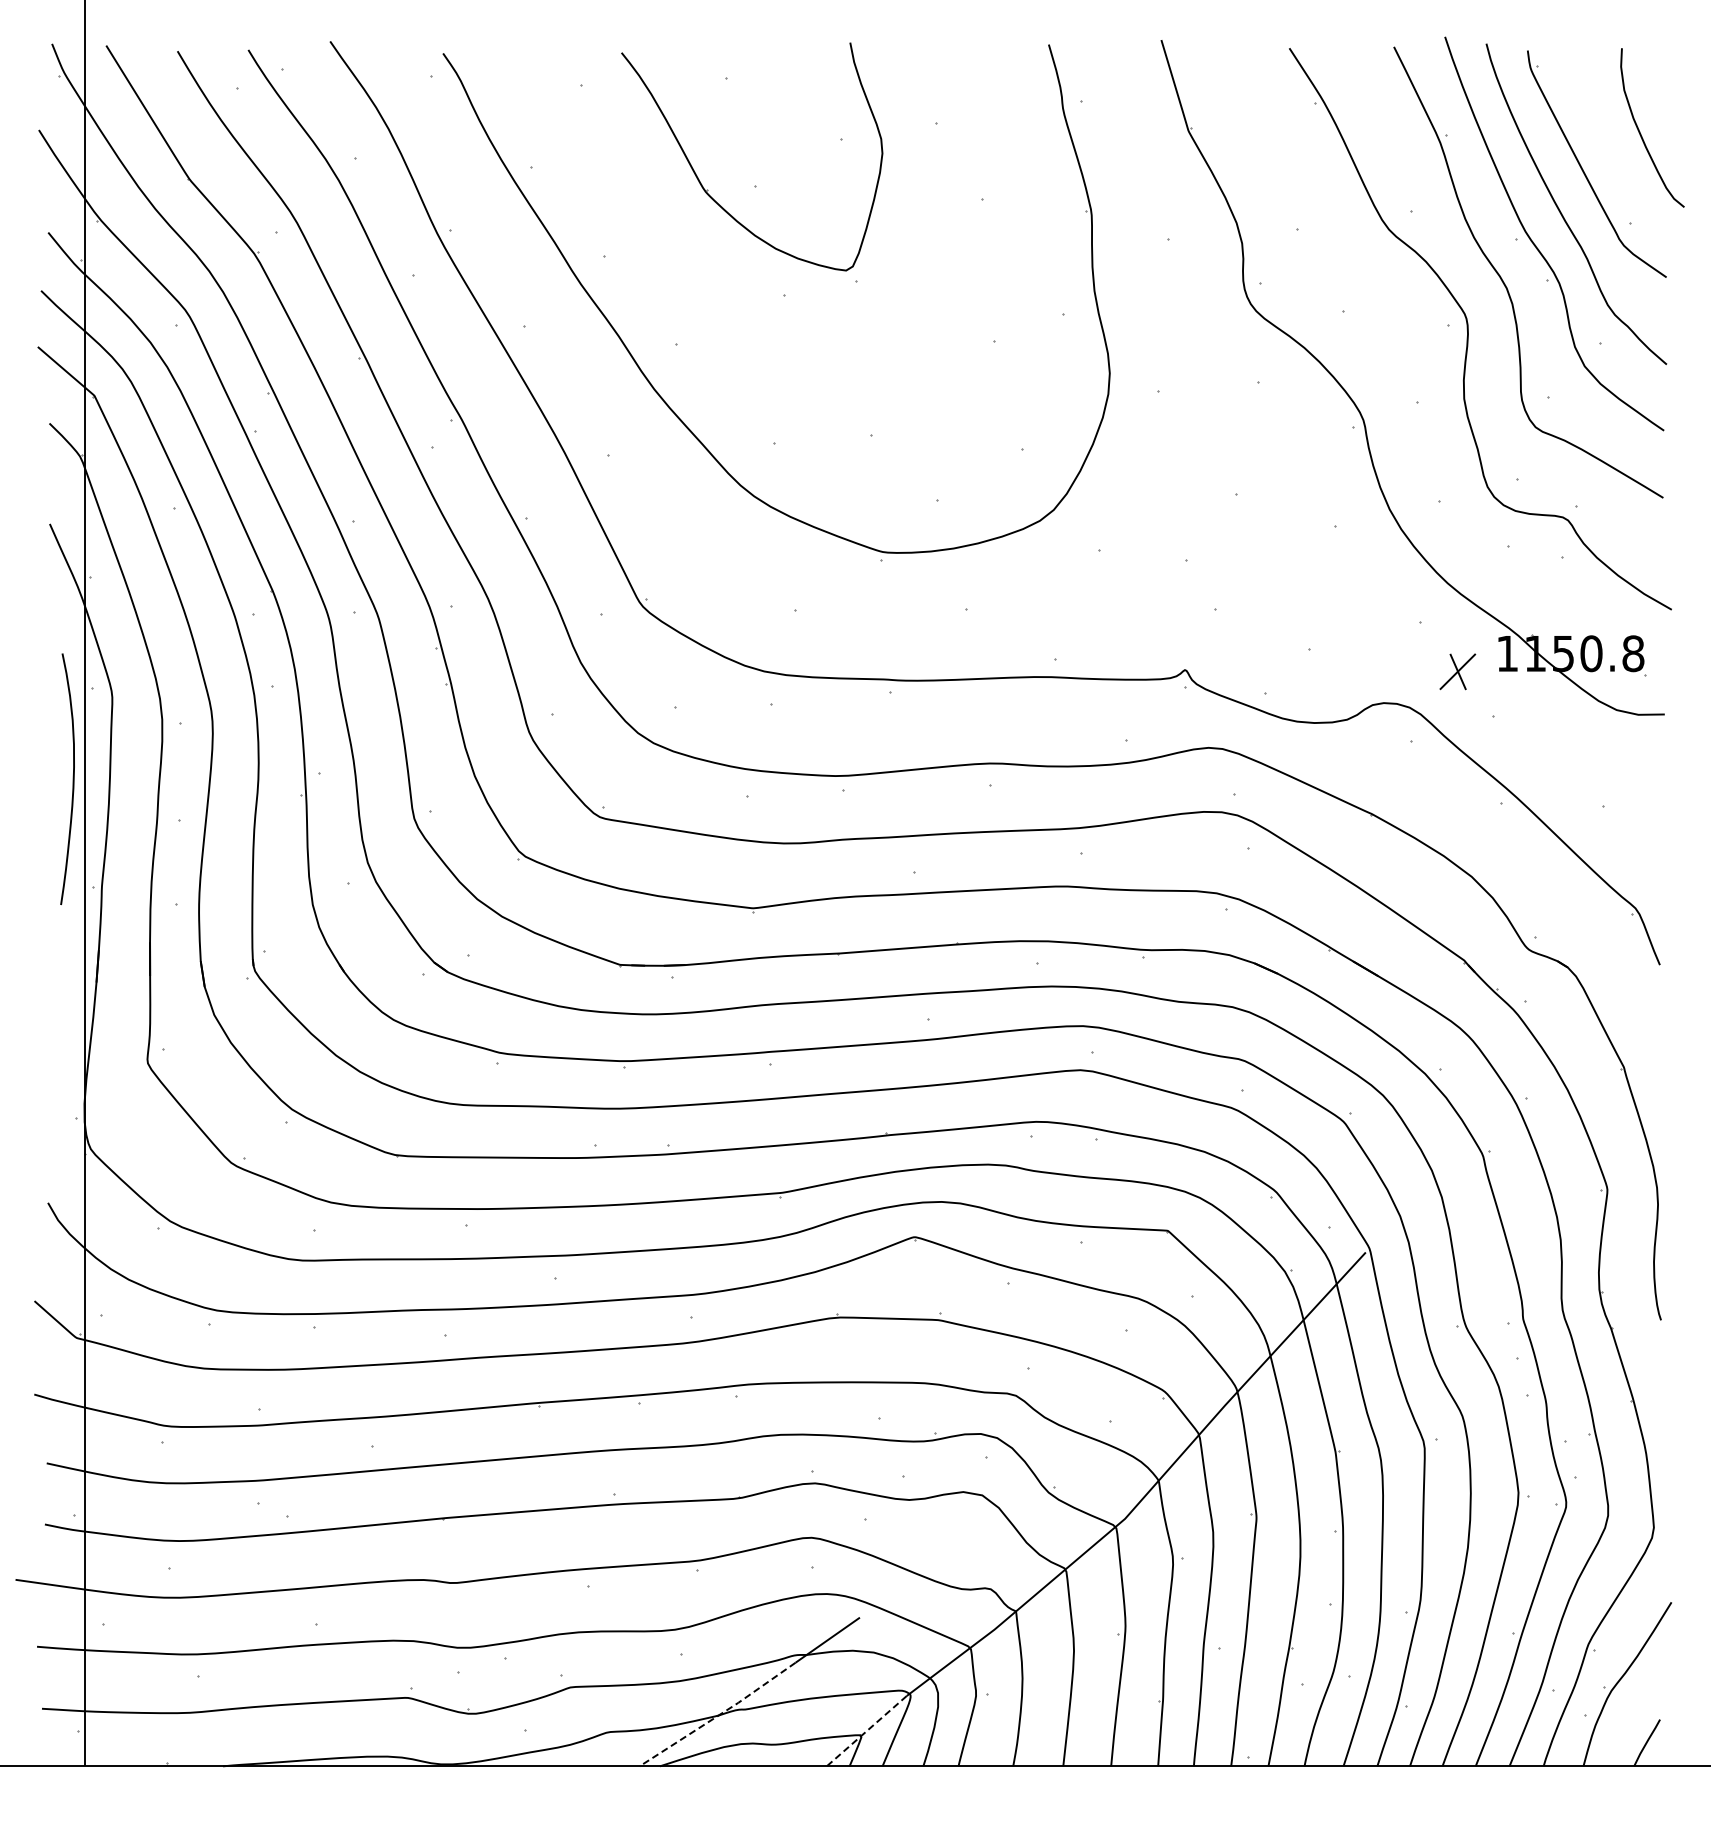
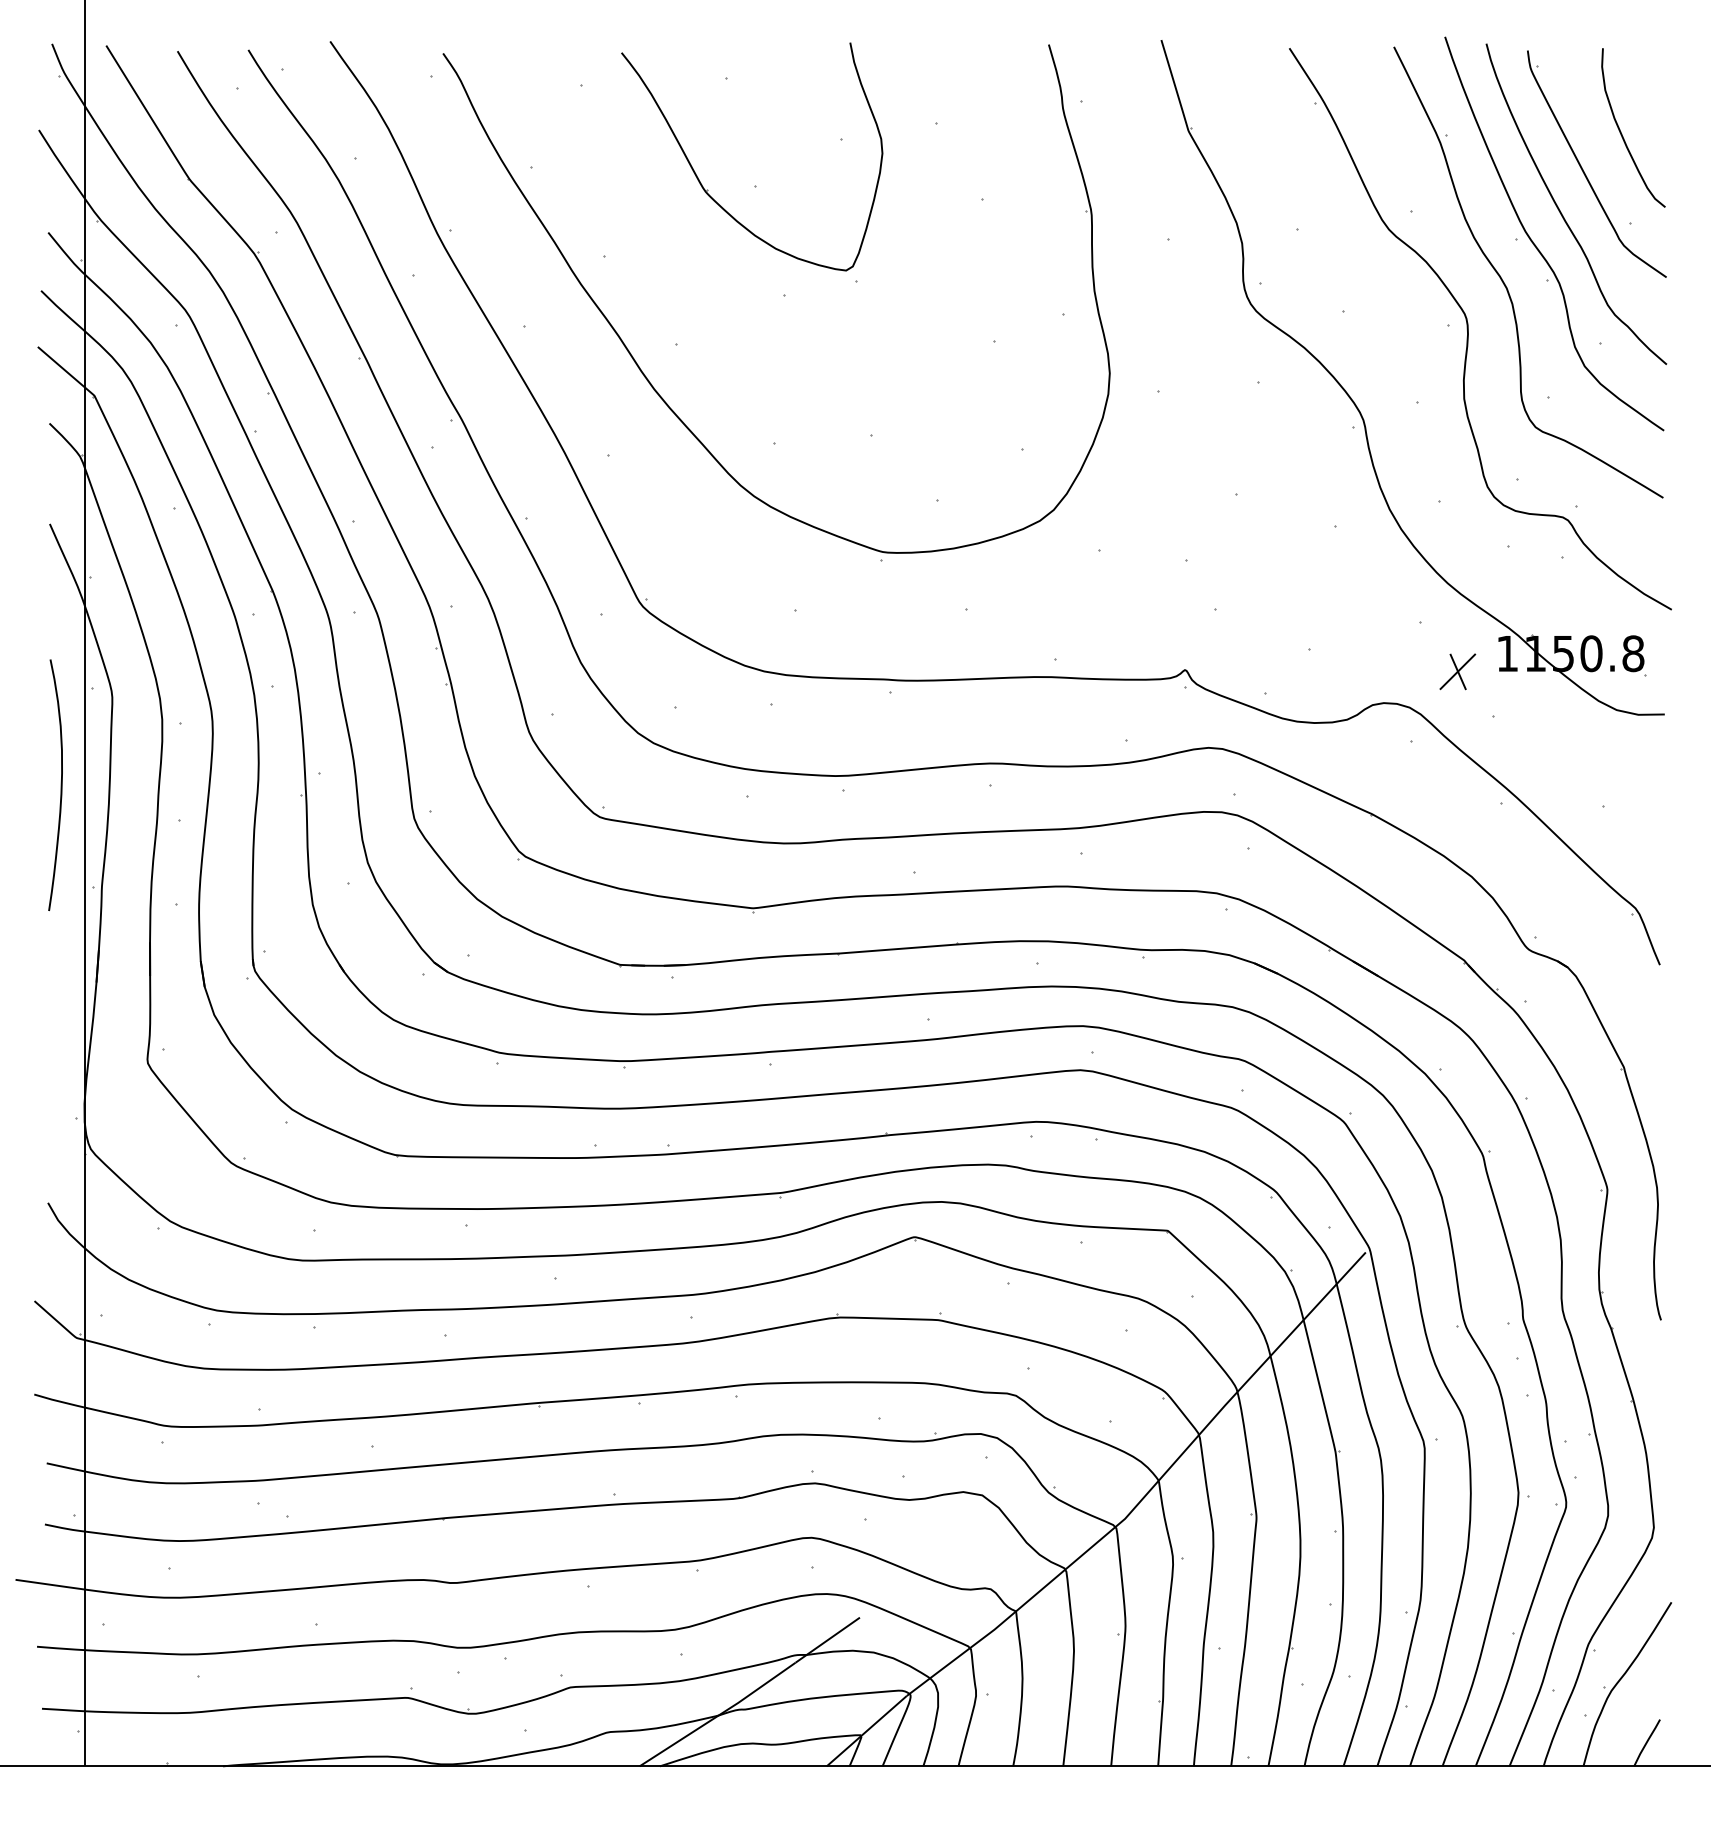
curve position: (1640, 131) -> (1621, 131) (1621, 131)
curve position: (72, 778) -> (60, 784) (60, 784)
line: dashed -> solid (718, 1715)
line: dashed -> solid (866, 1731)
